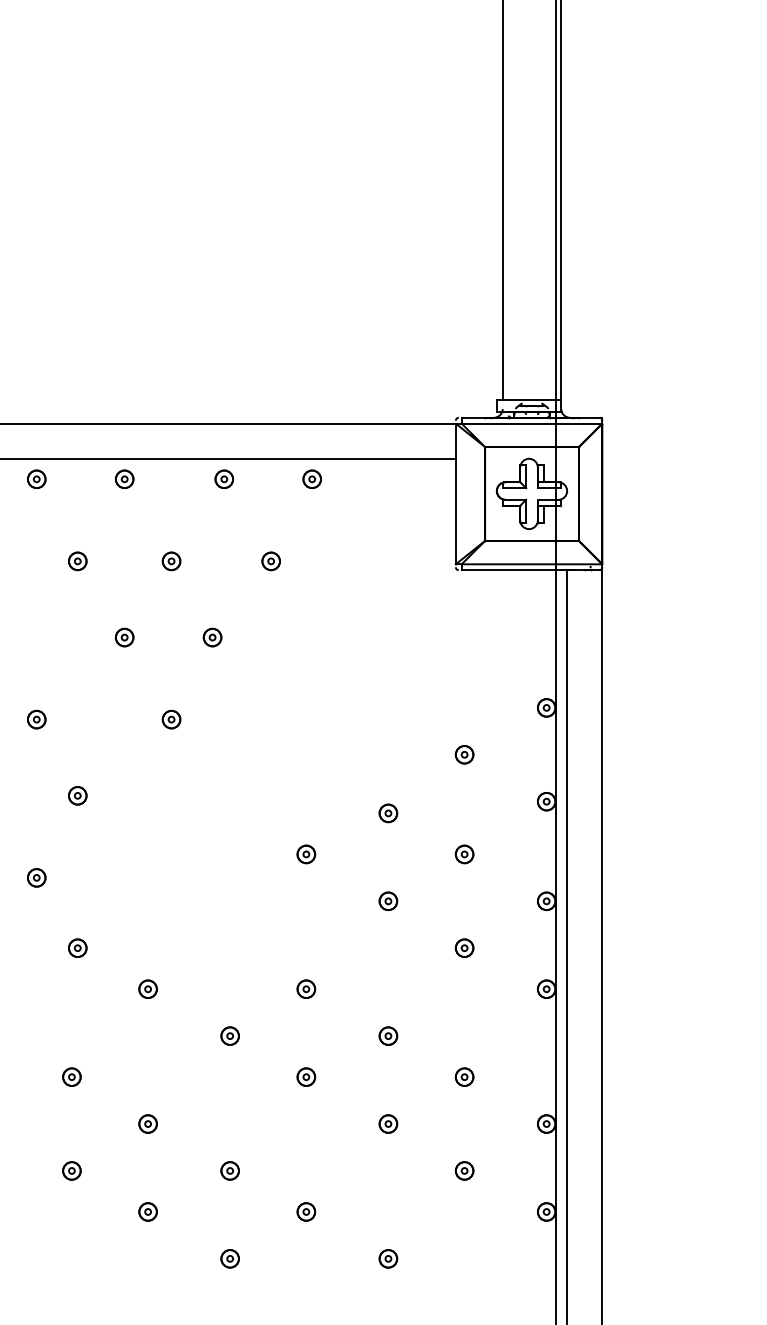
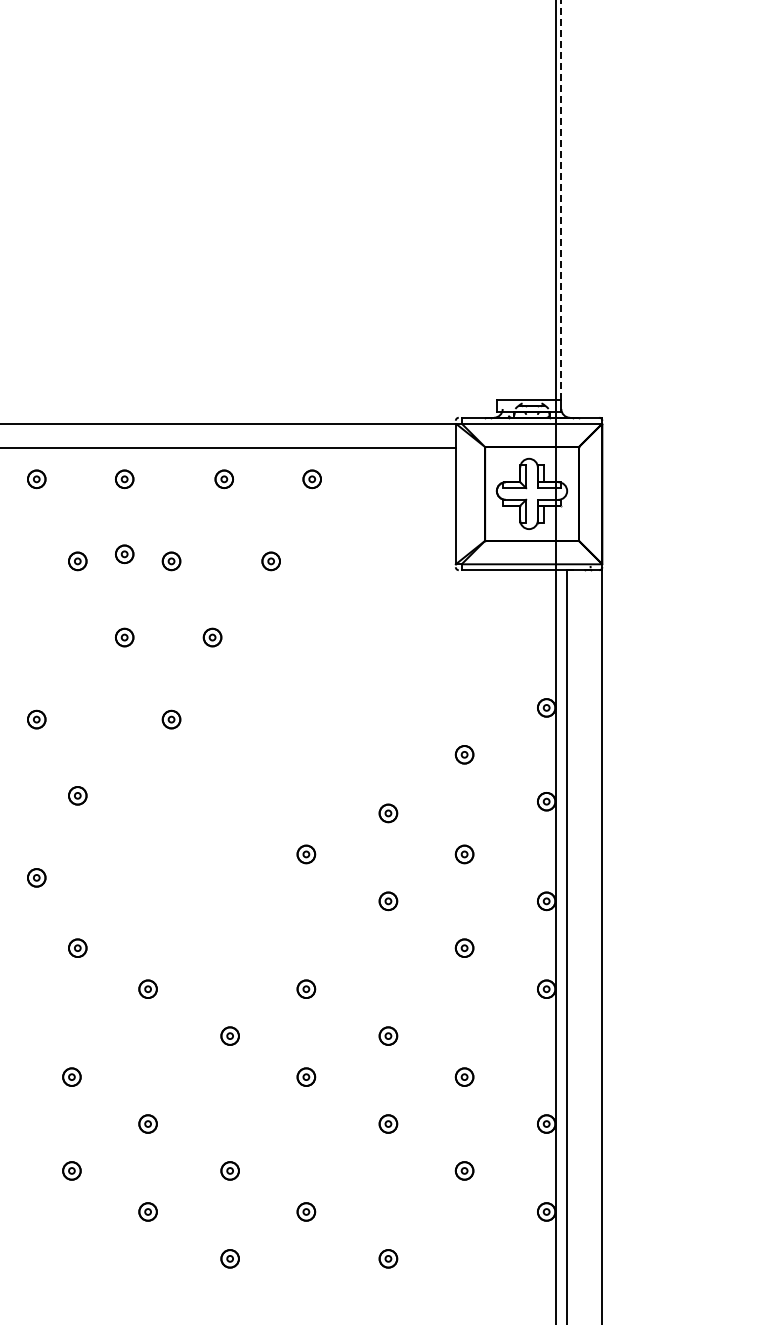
line: solid -> dashed (561, 200)
line: present -> none (502, 201)
line position: (228, 458) -> (228, 447) (228, 447)
part: none -> present (124, 554)
